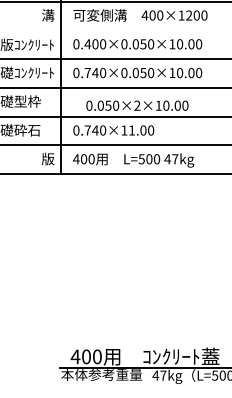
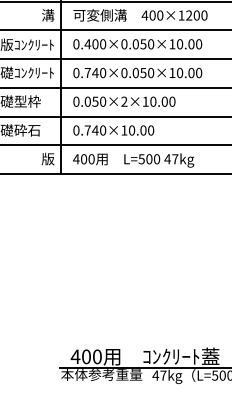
line: none -> present (115, 30)
text position: (137, 105) -> (124, 101) (124, 101)
text: 0.740×11.00 -> 0.740×10.00 (132, 130)
